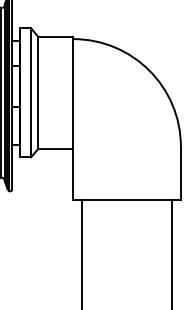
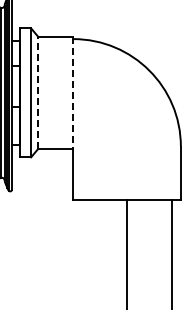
line: solid -> dashed (38, 92)
line: solid -> dashed (73, 93)
line position: (82, 252) -> (127, 252) (127, 252)
